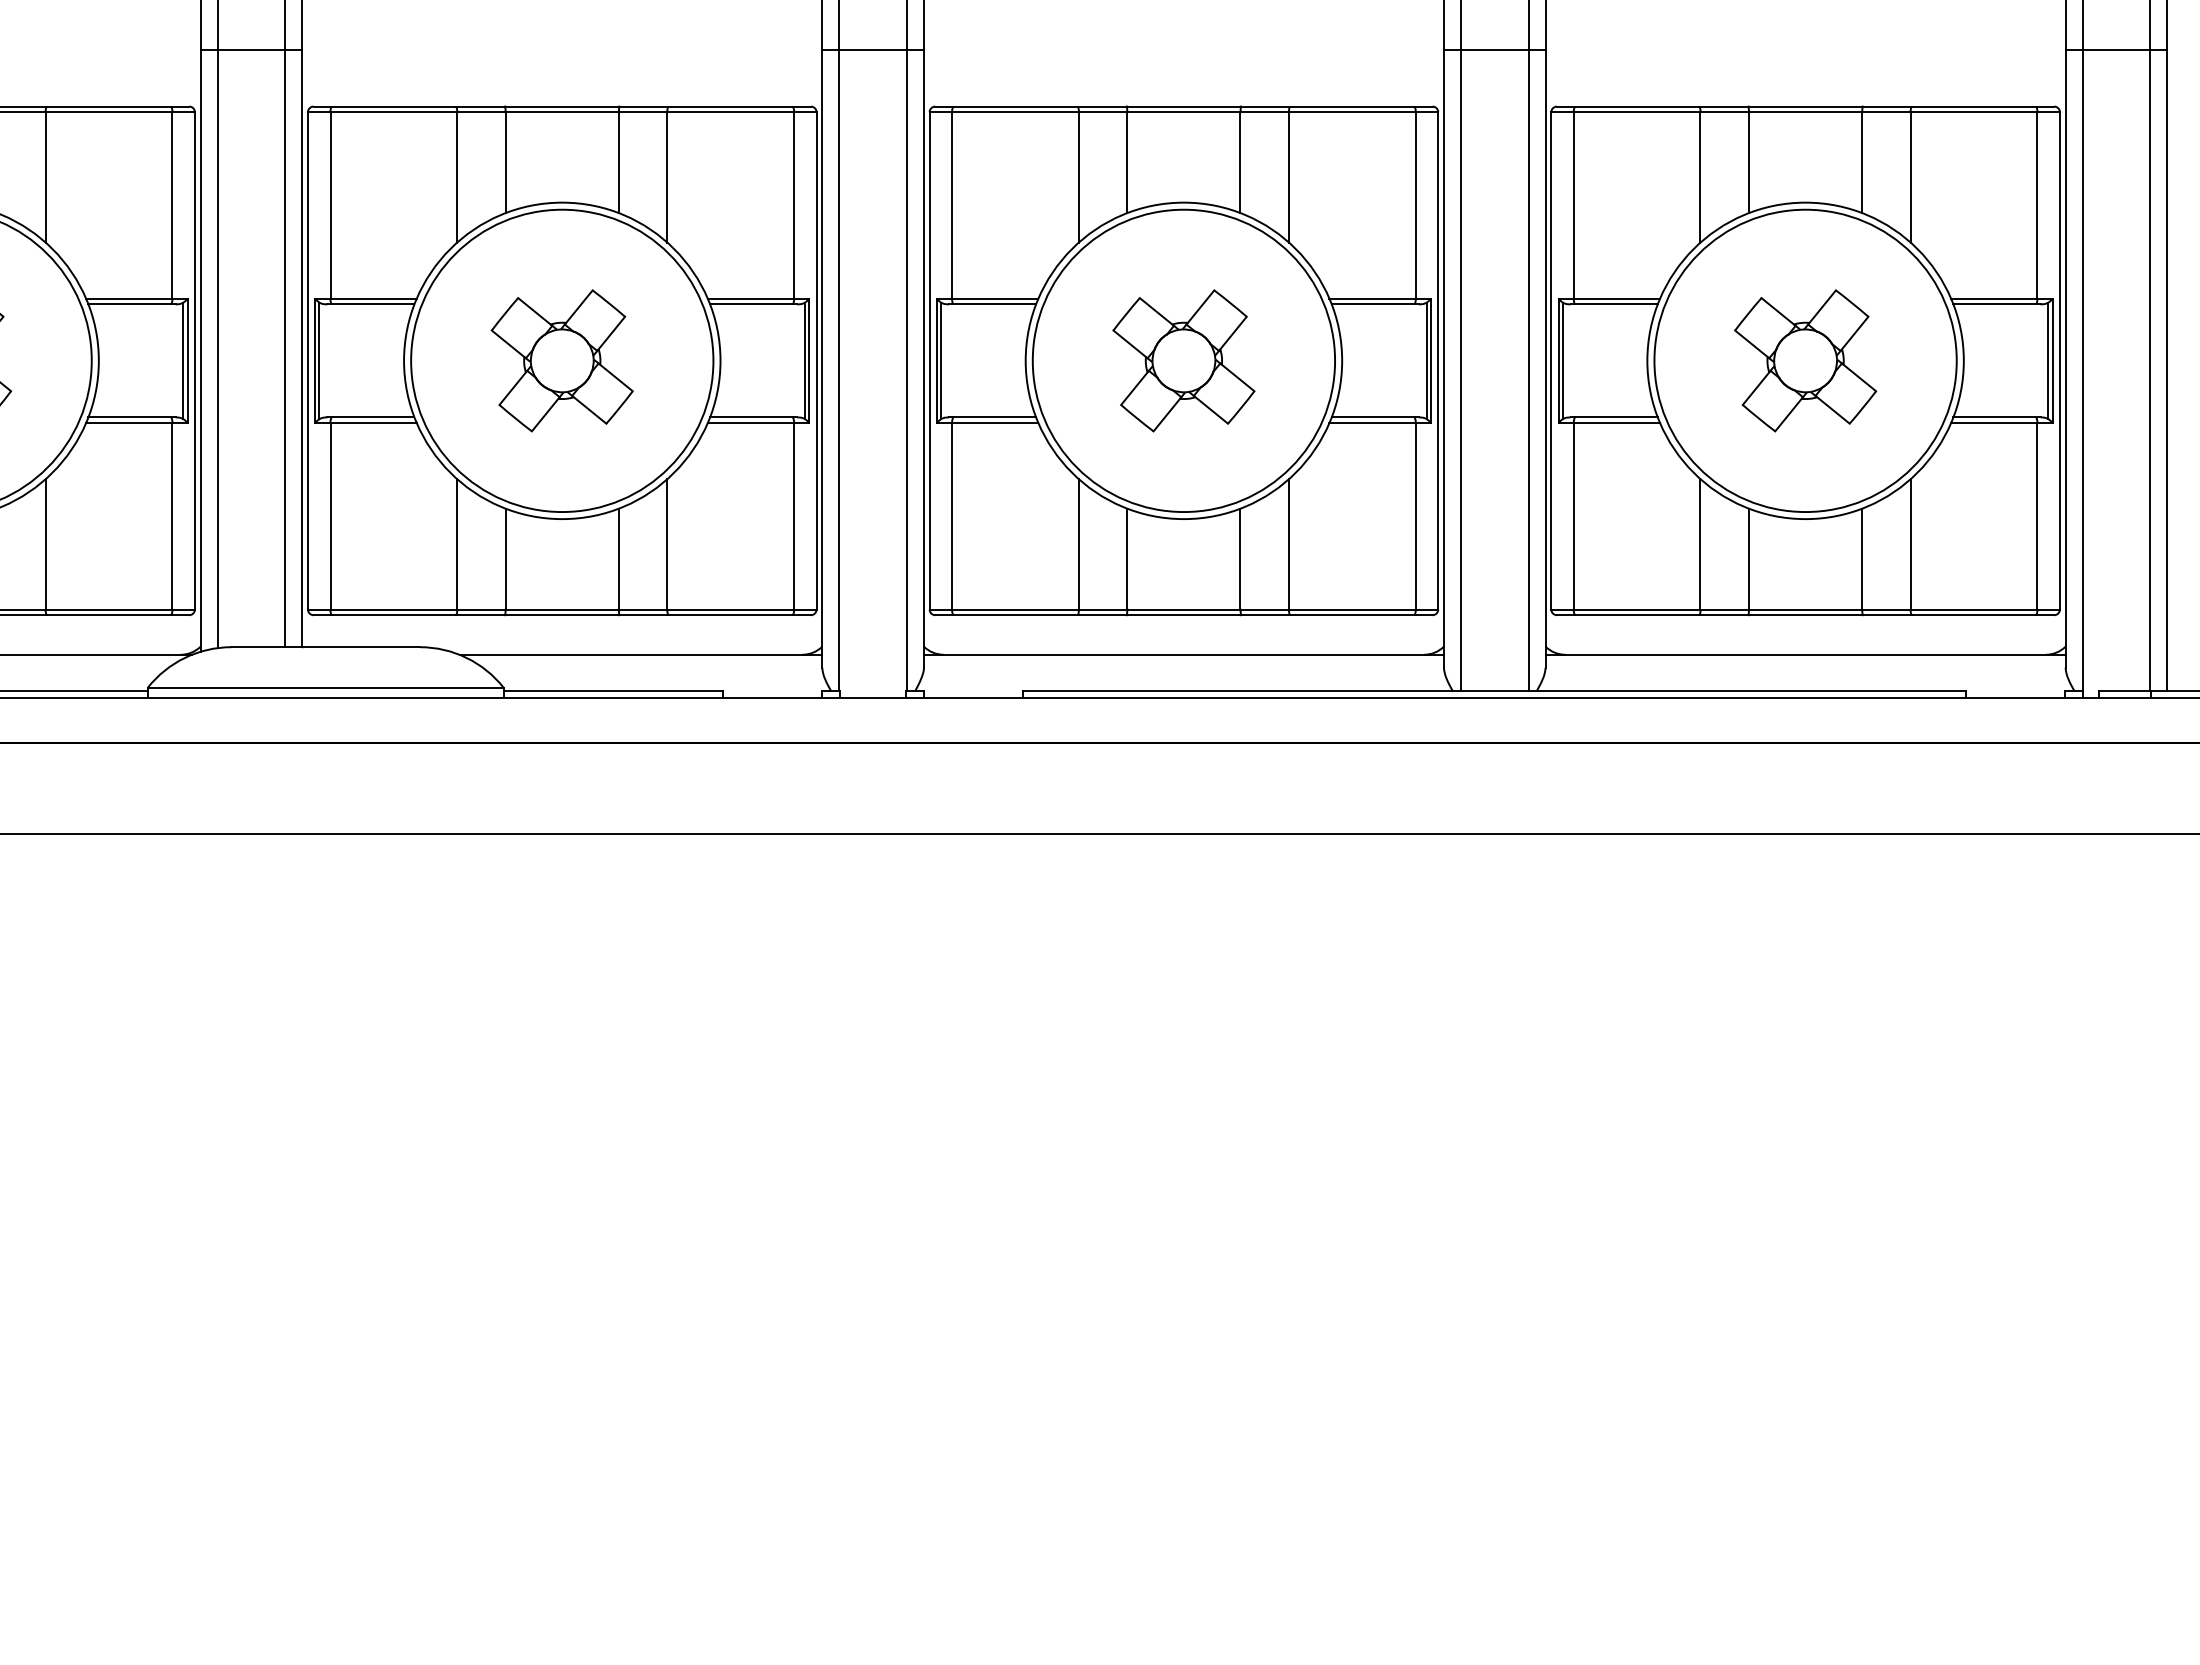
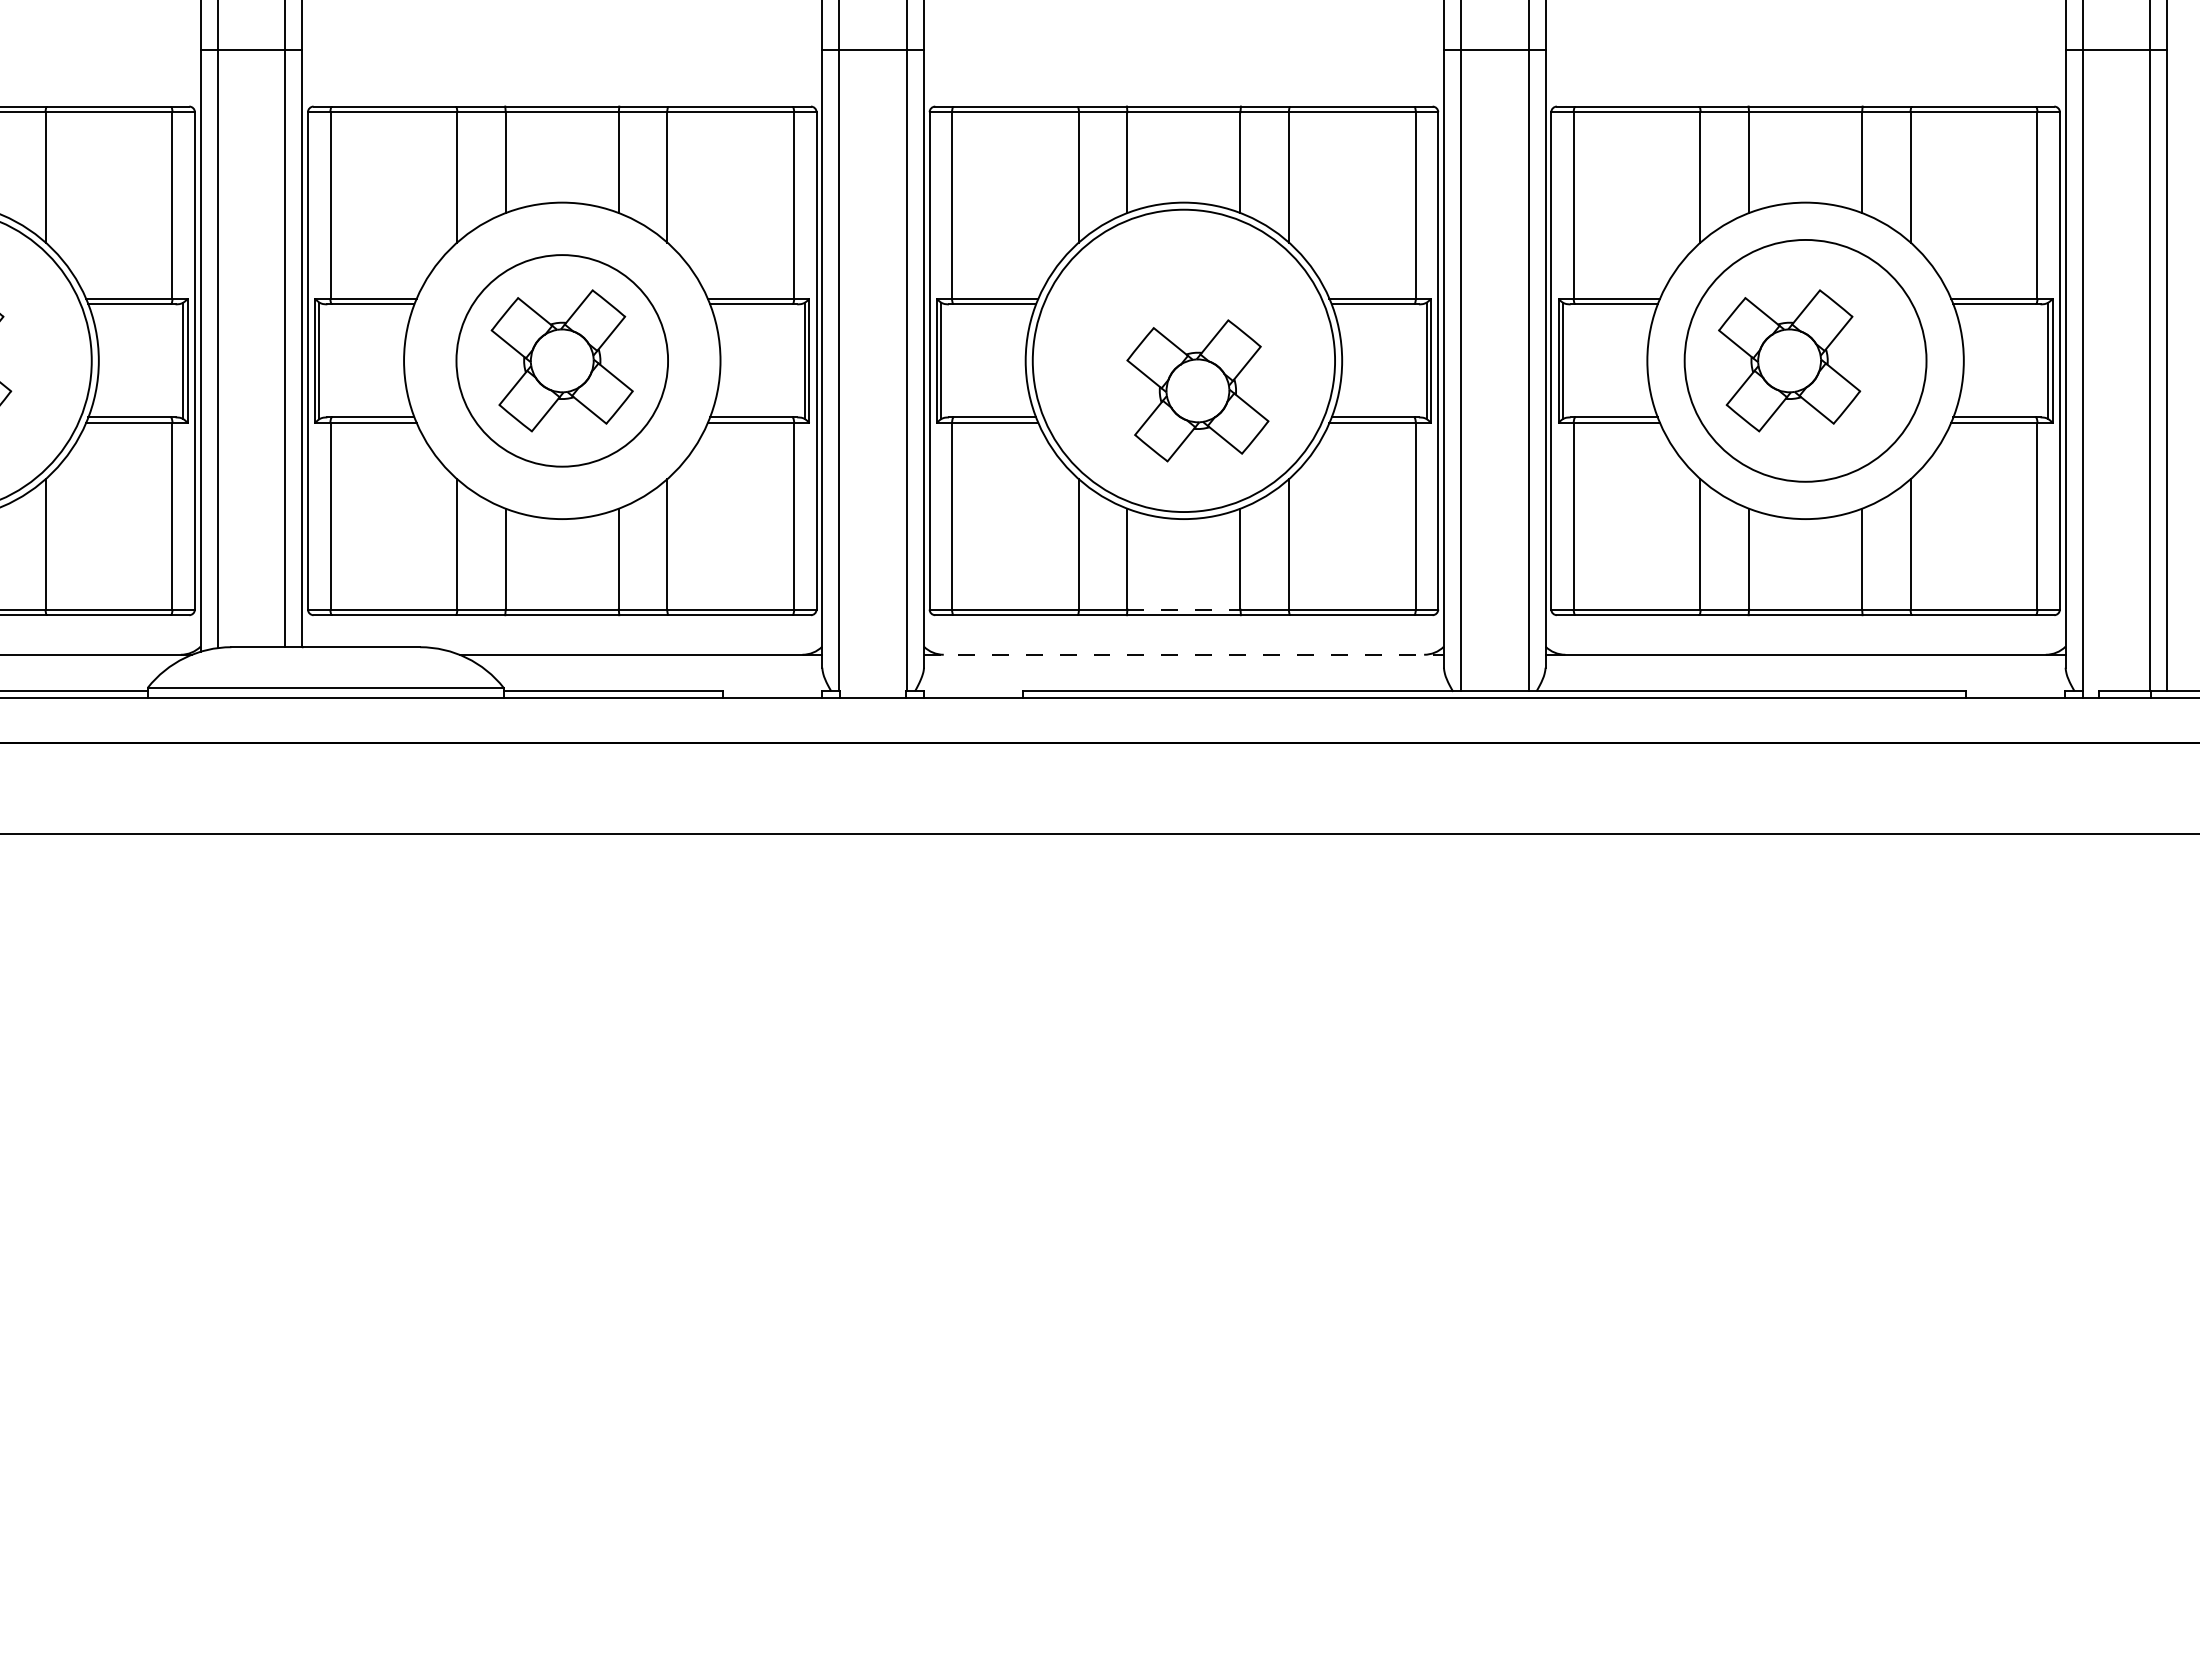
circle diameter: 302 px -> 212 px (562, 360)
part position: (1183, 360) -> (1197, 390) (1197, 390)
circle diameter: 302 px -> 242 px (1805, 360)
part position: (1805, 360) -> (1789, 360) (1789, 360)
line: solid -> dashed (1183, 609)
line: solid -> dashed (1183, 654)
